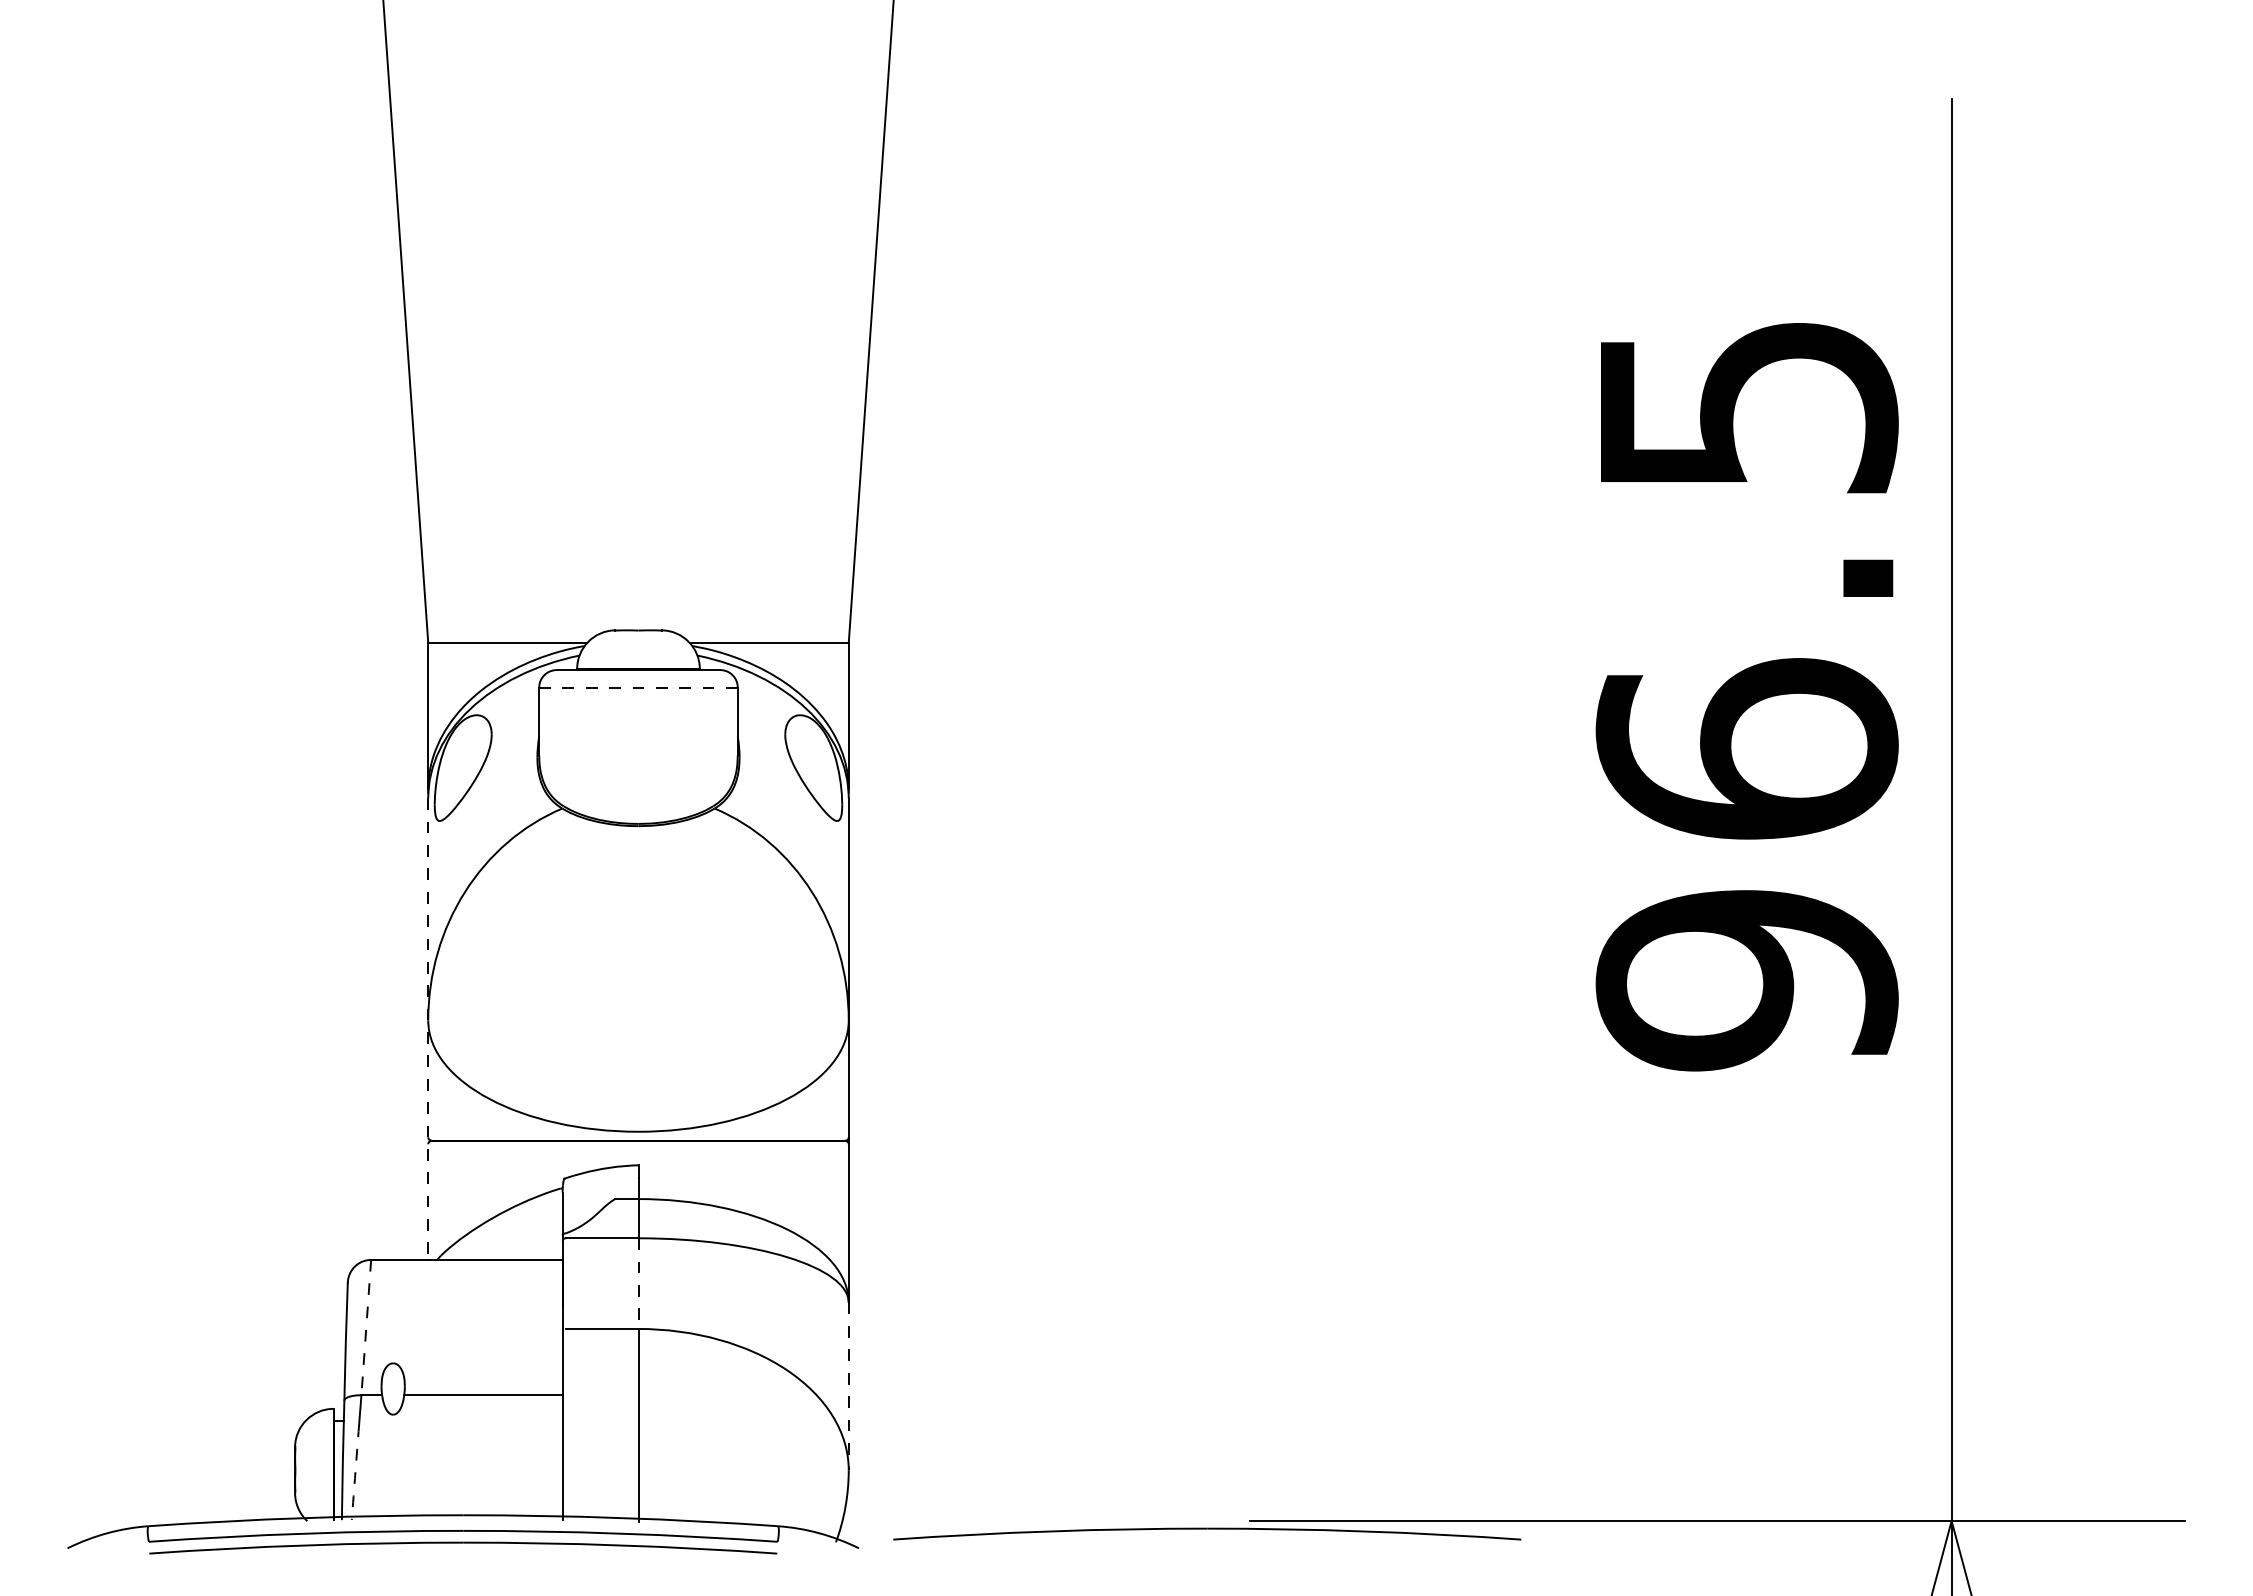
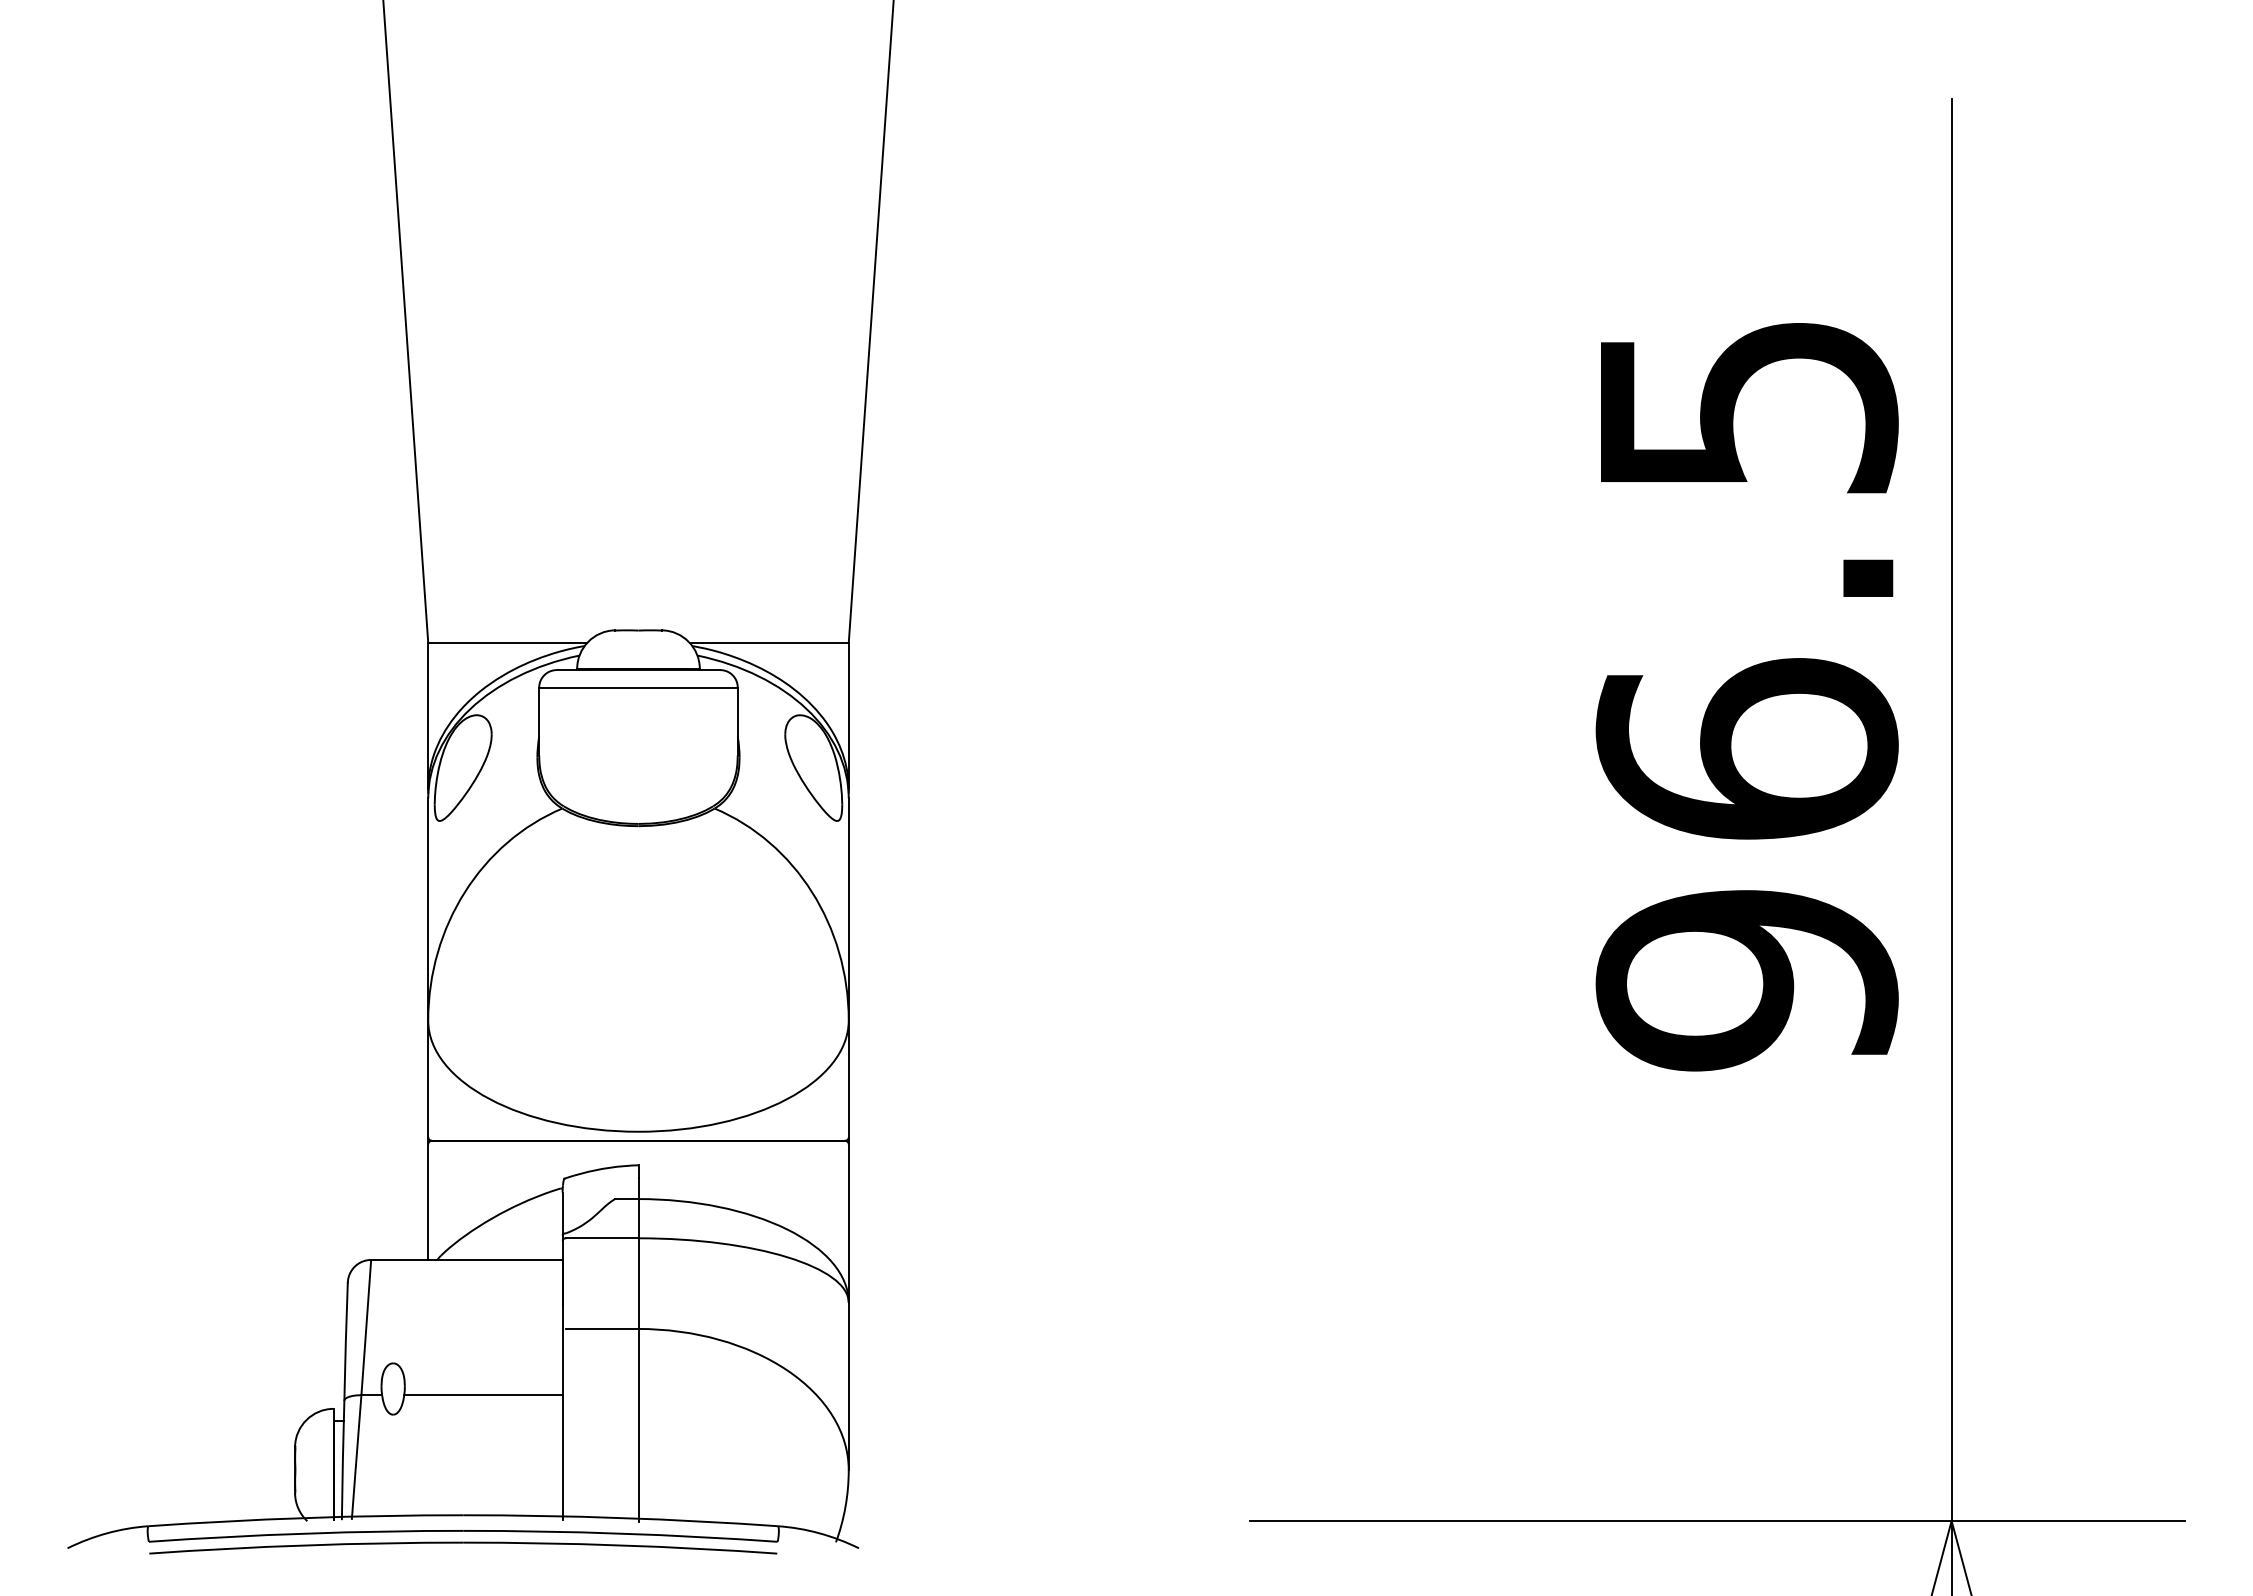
line: dashed -> solid (638, 687)
line: dashed -> solid (428, 1029)
line: dashed -> solid (638, 1284)
line: dashed -> solid (366, 1328)
line: dashed -> solid (848, 1386)
arc: dashed -> solid (355, 1472)
part: present -> none (1207, 1533)
